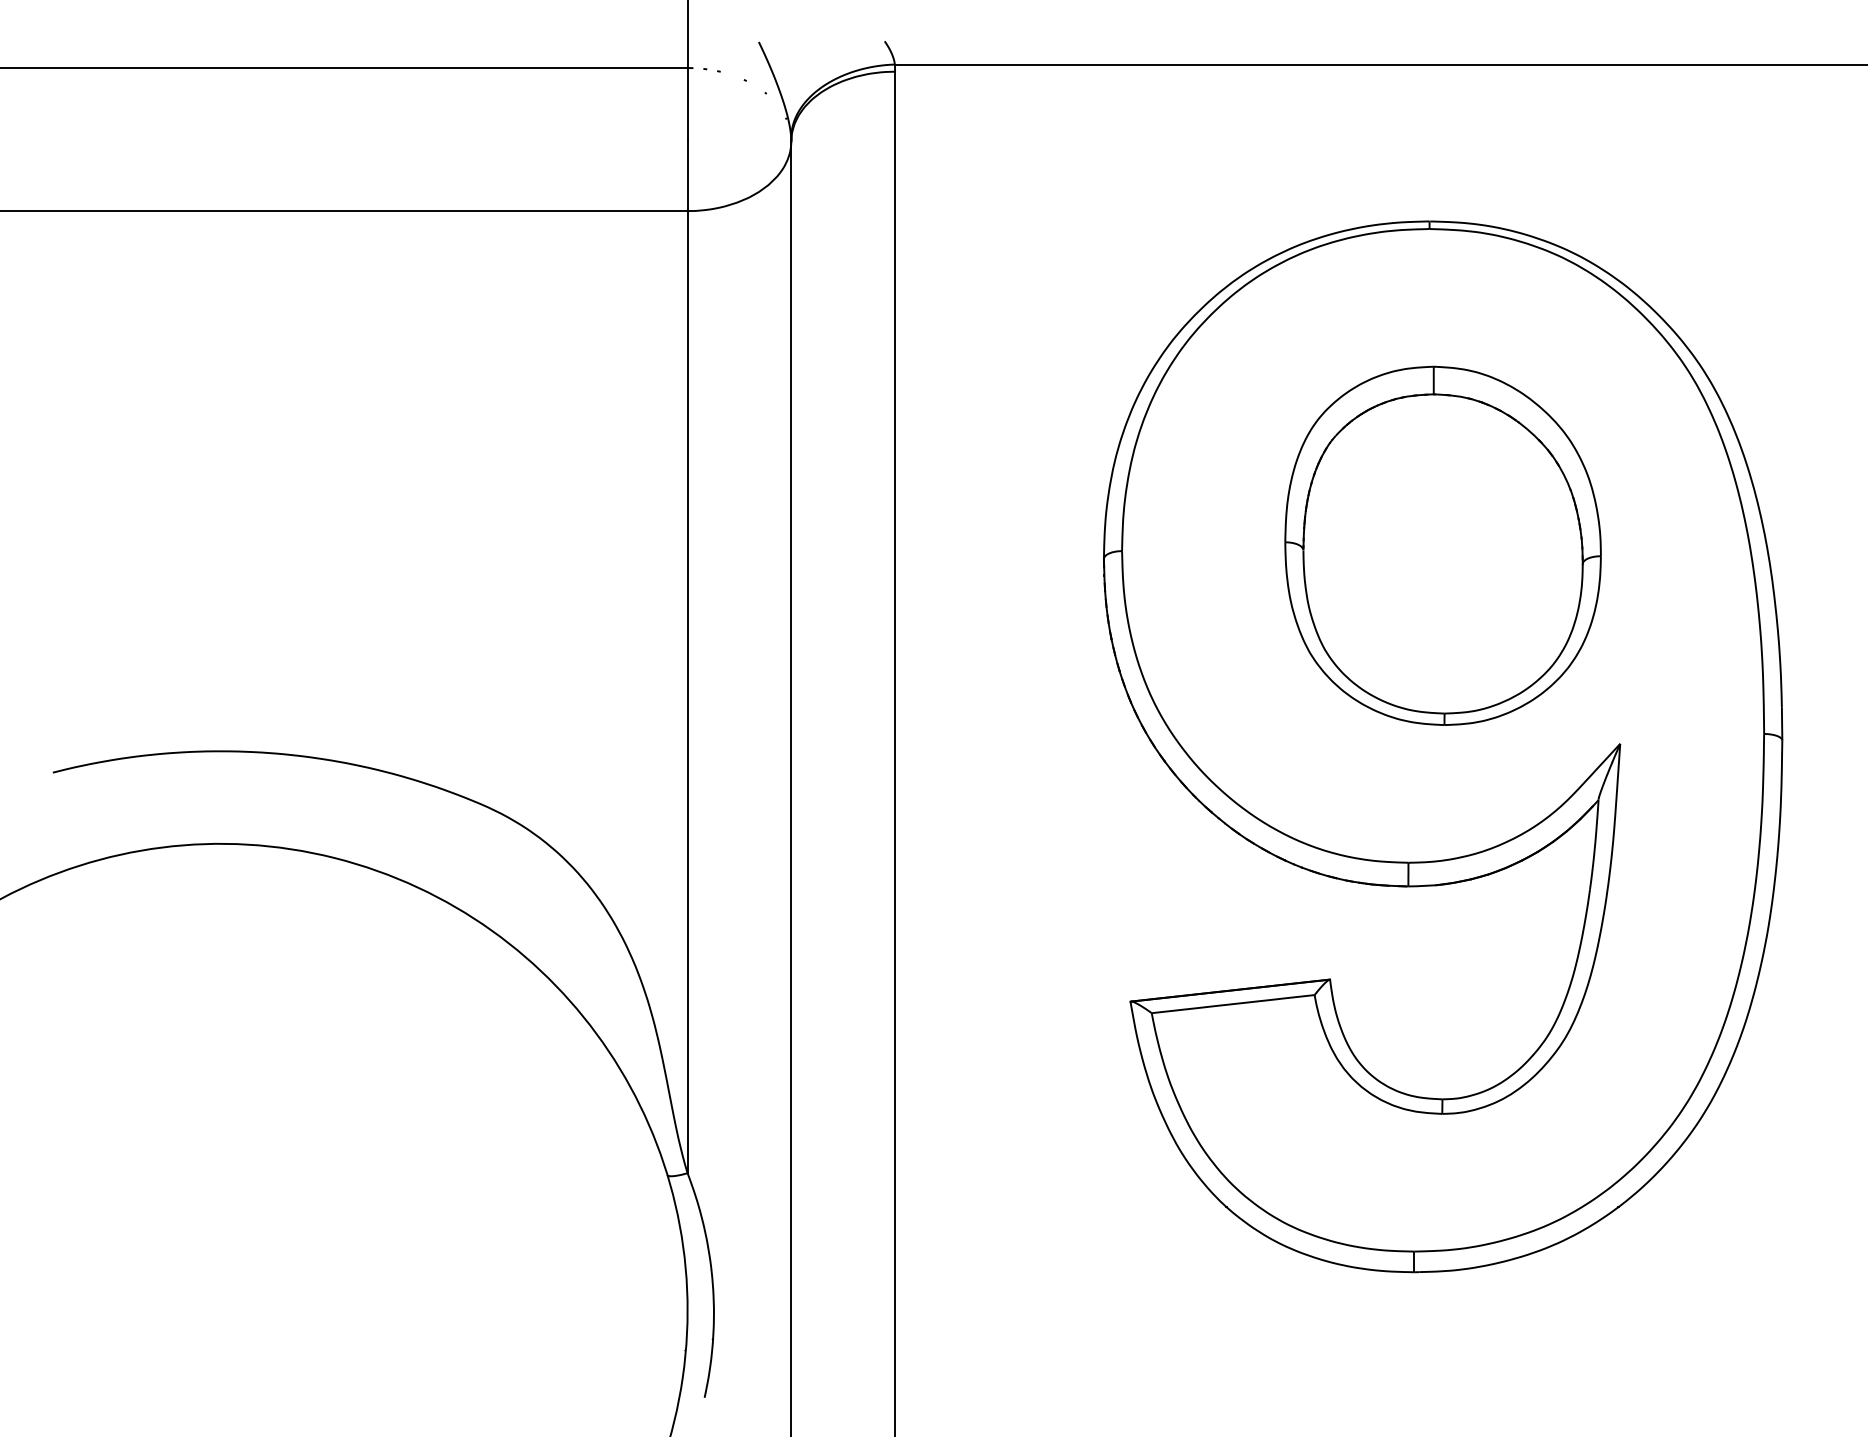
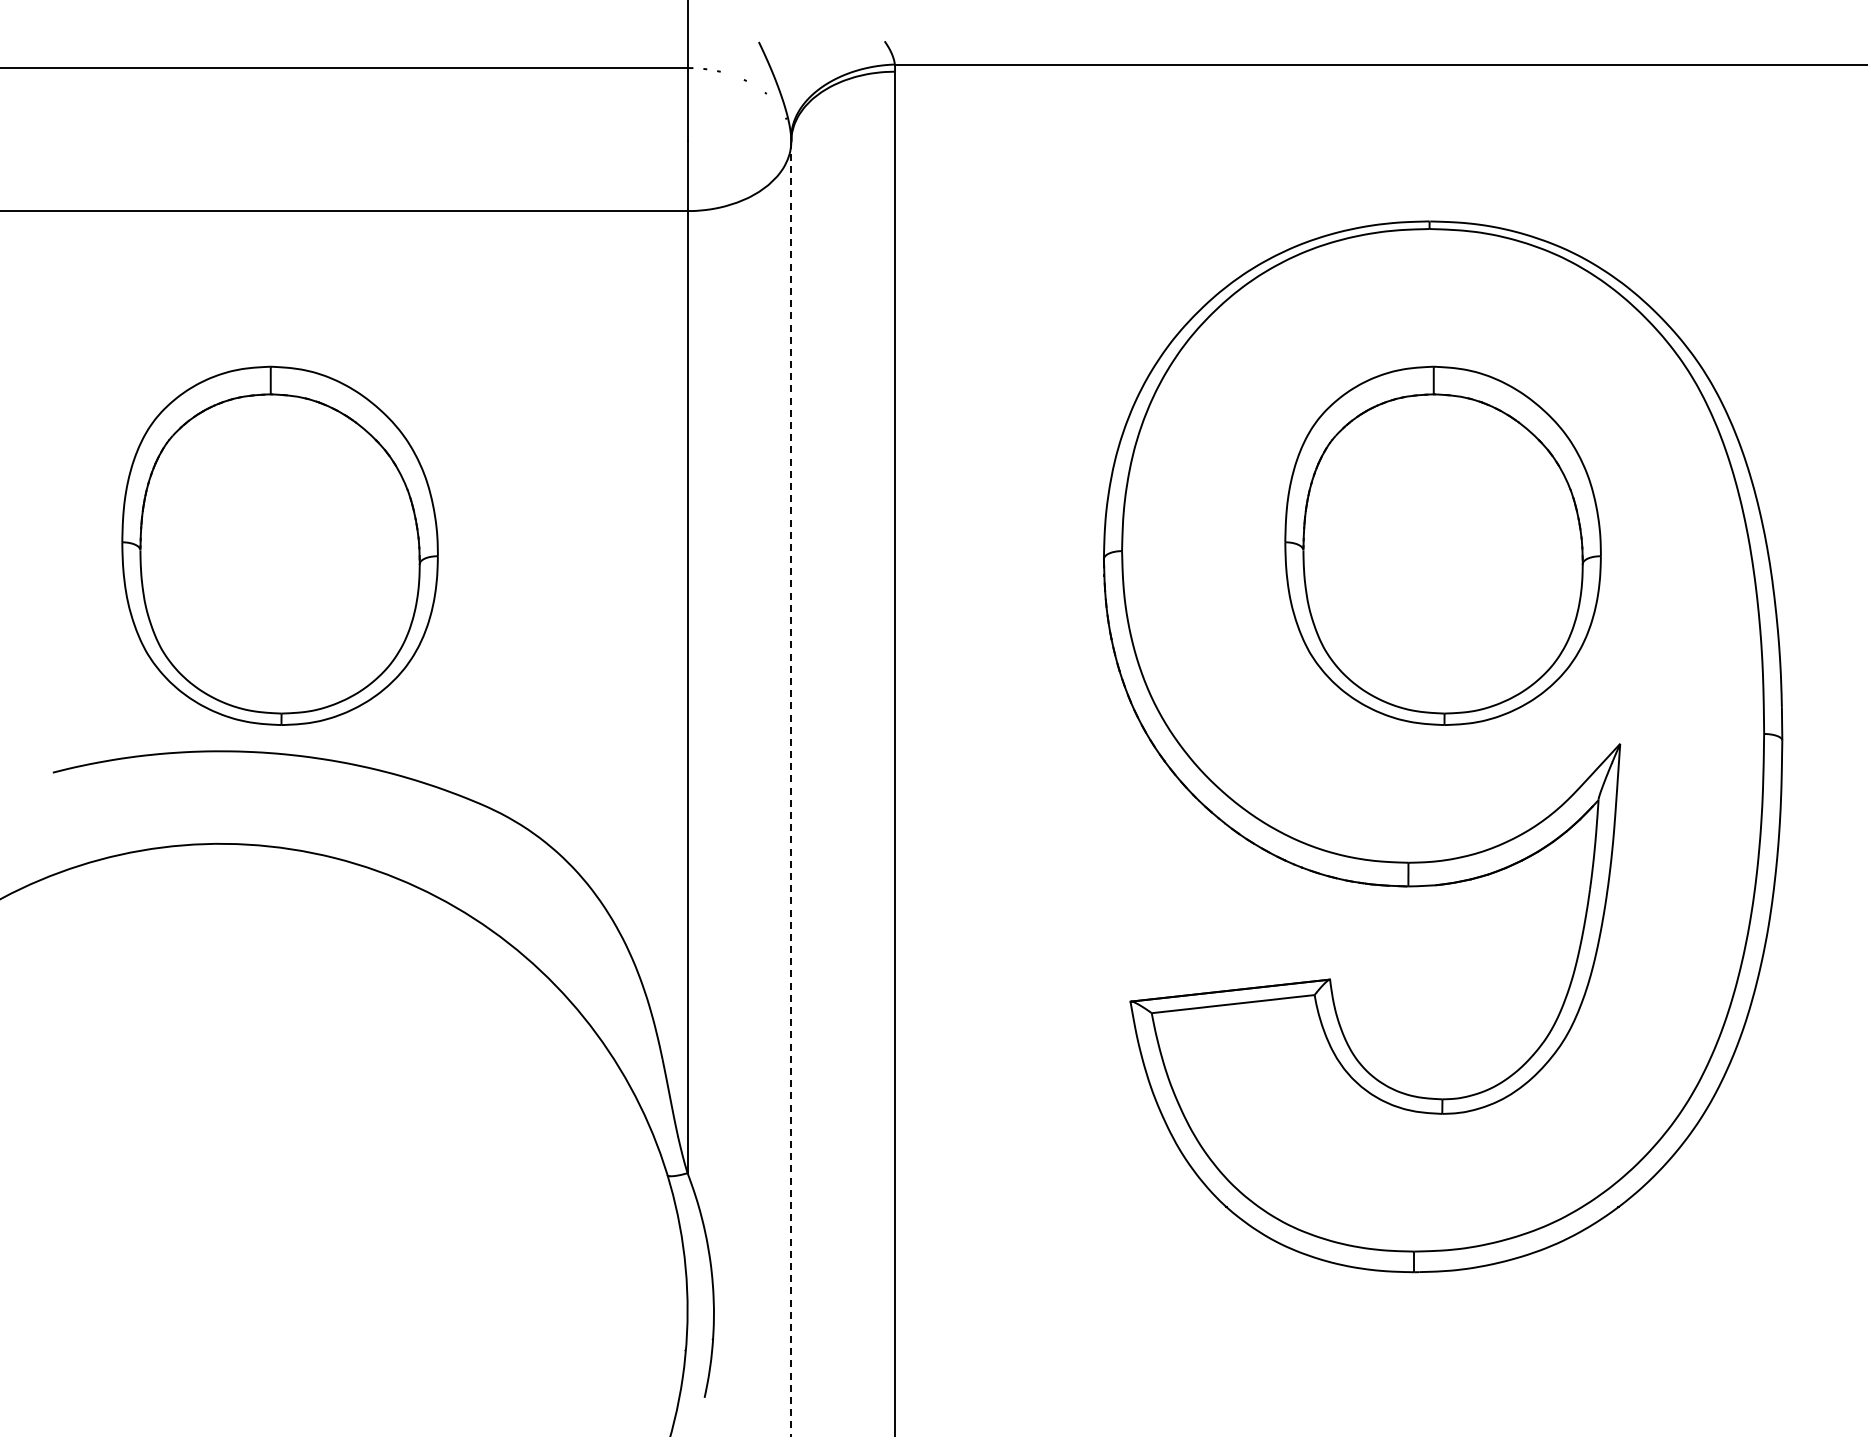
part: none -> present (279, 545)
line: solid -> dashed (791, 789)
